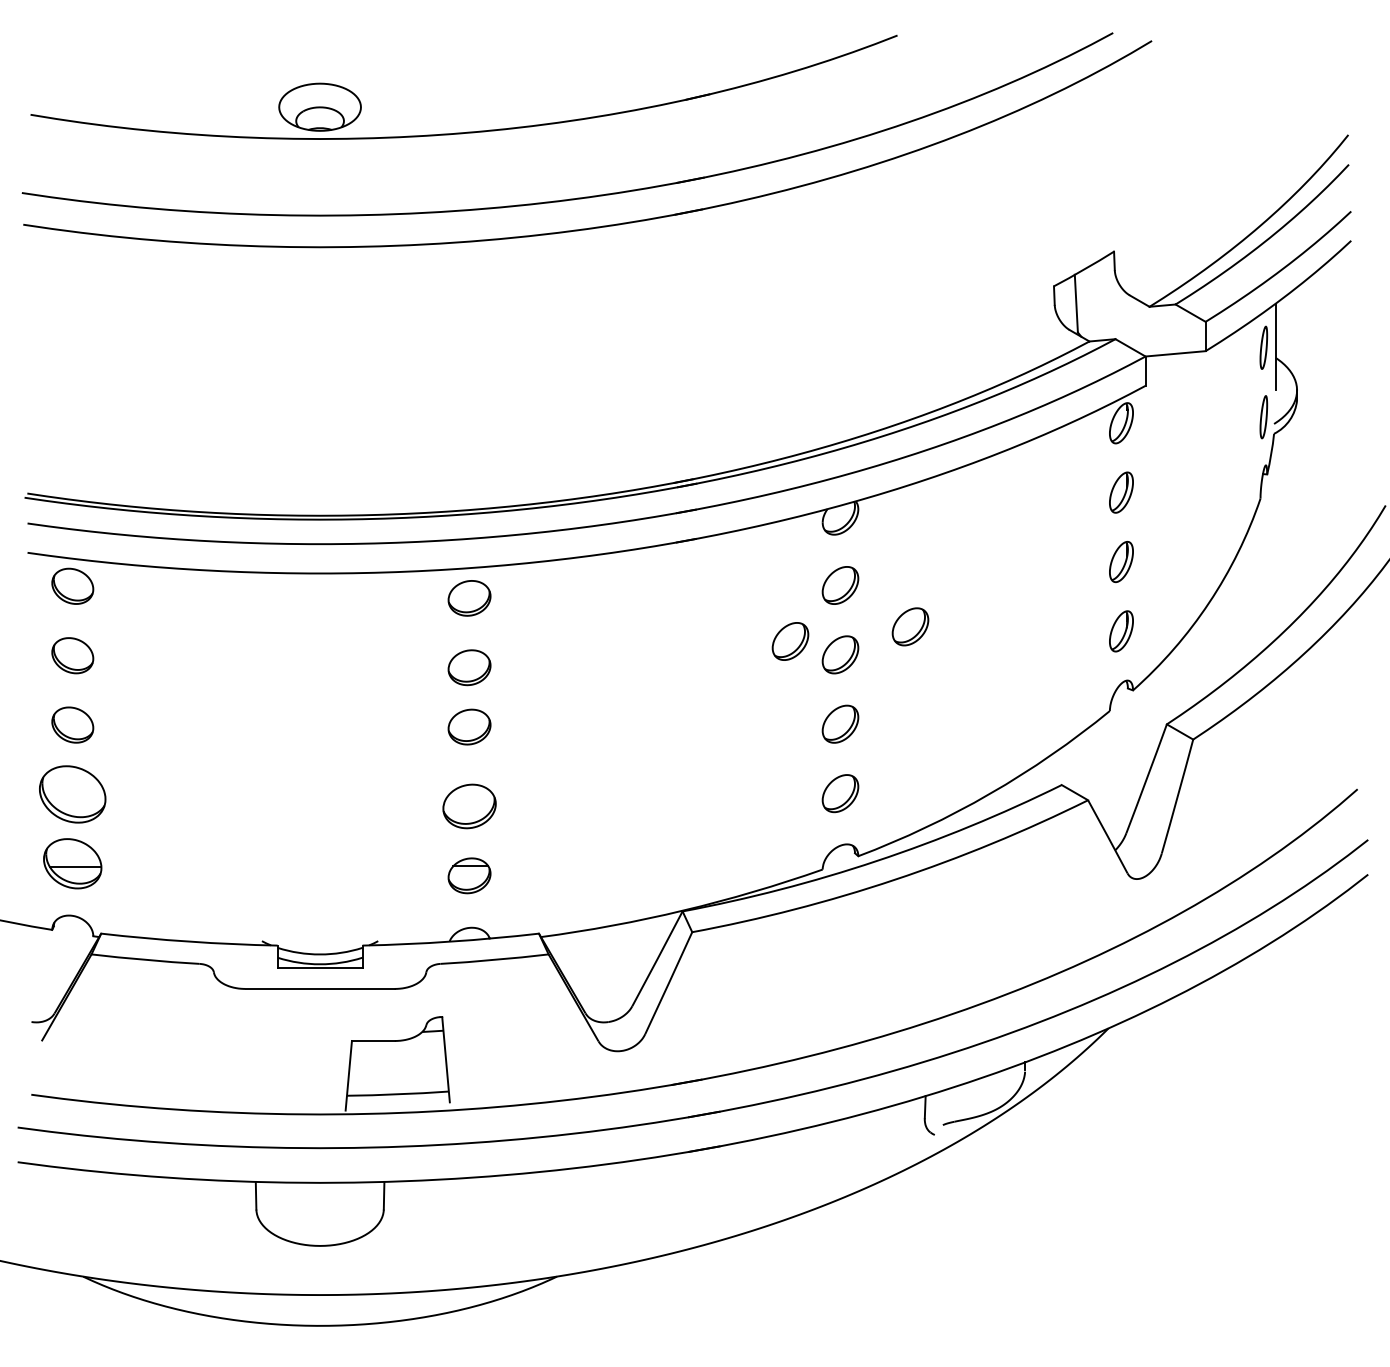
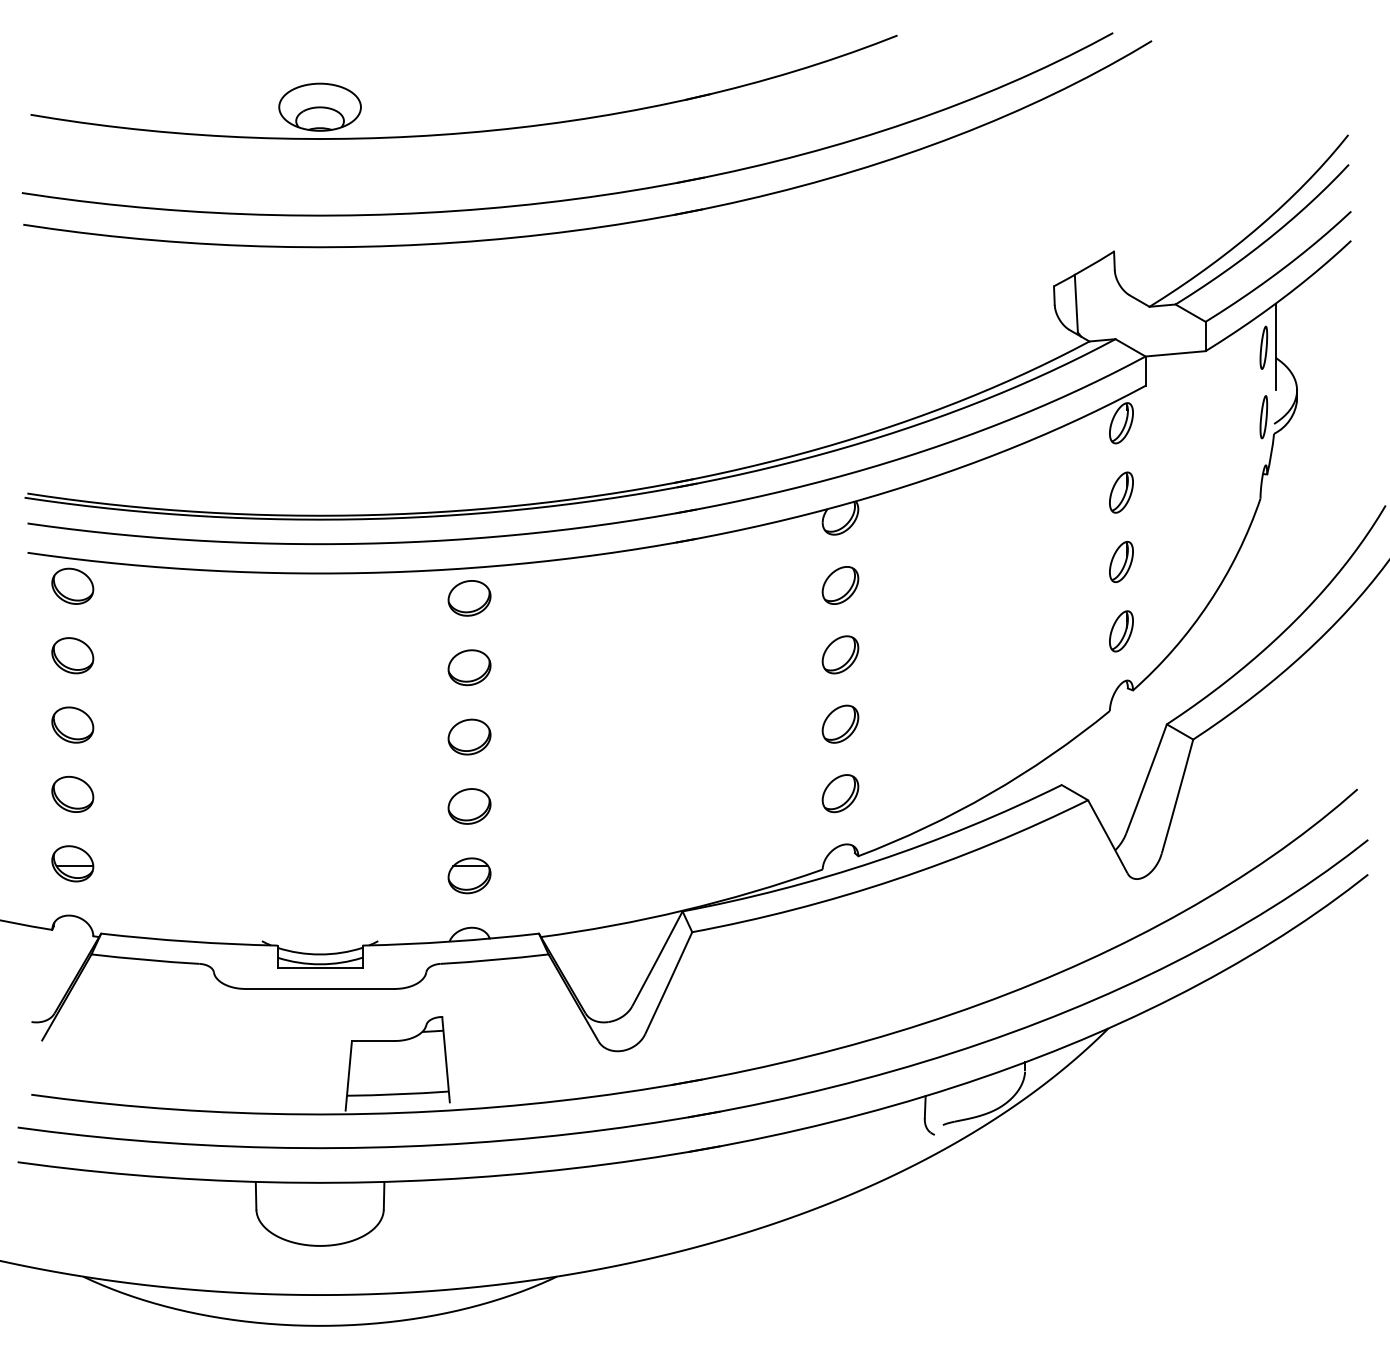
part: present -> none (910, 626)
part: present -> none (790, 641)
part position: (469, 726) -> (469, 736) (469, 736)
part size: 68x59 px -> 44x37 px (72, 794)
part size: 55x47 px -> 45x37 px (469, 806)
part size: 60x52 px -> 44x38 px (72, 863)
